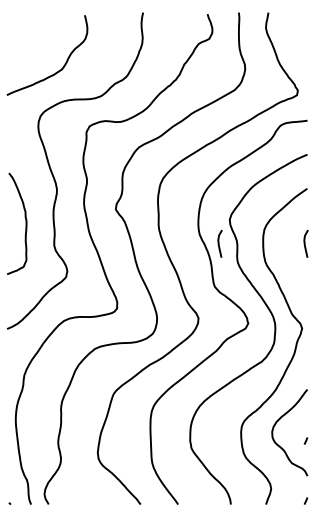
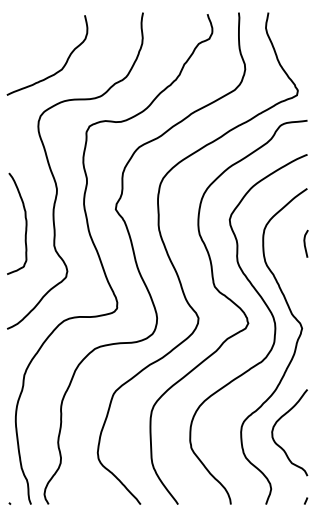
curve: present -> none (219, 243)
line: present -> none (306, 440)
